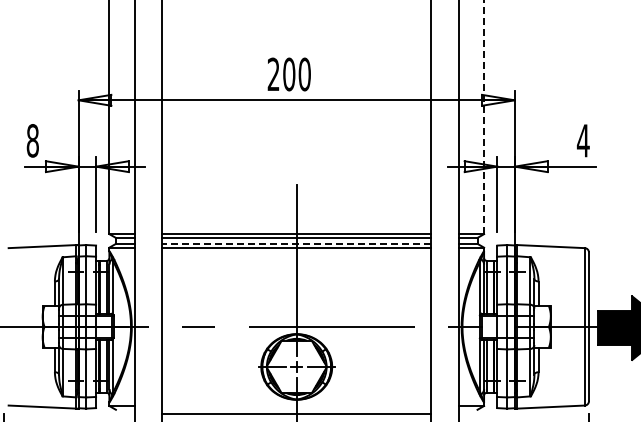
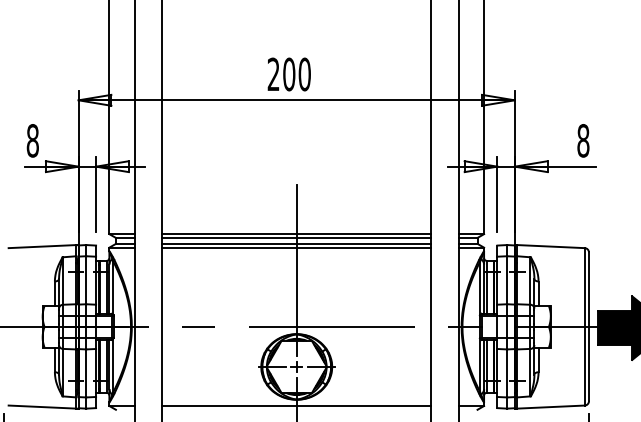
line: dashed -> solid (484, 117)
text: 4 -> 8 (582, 140)
line: dashed -> solid (296, 243)
line position: (296, 414) -> (296, 406) (296, 406)
